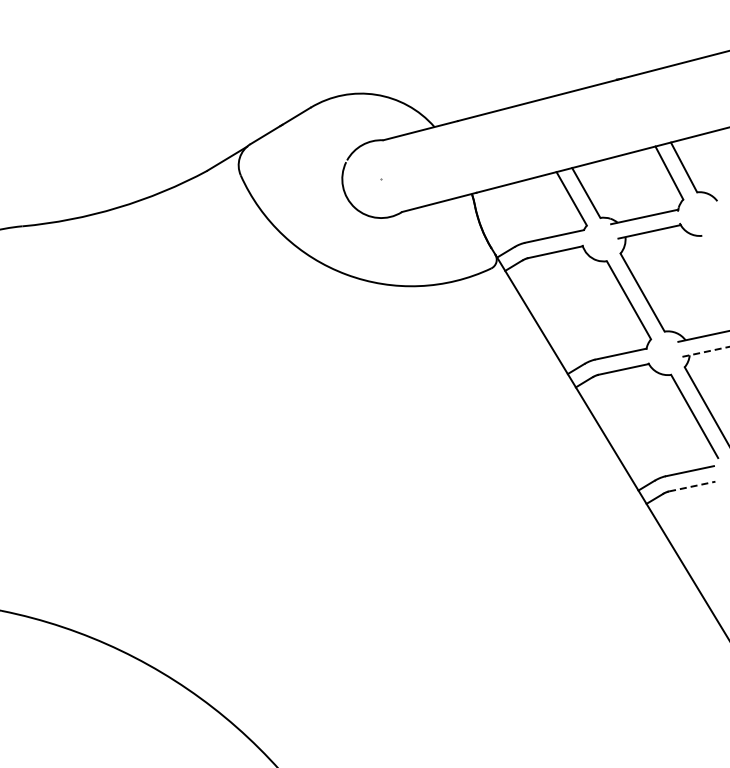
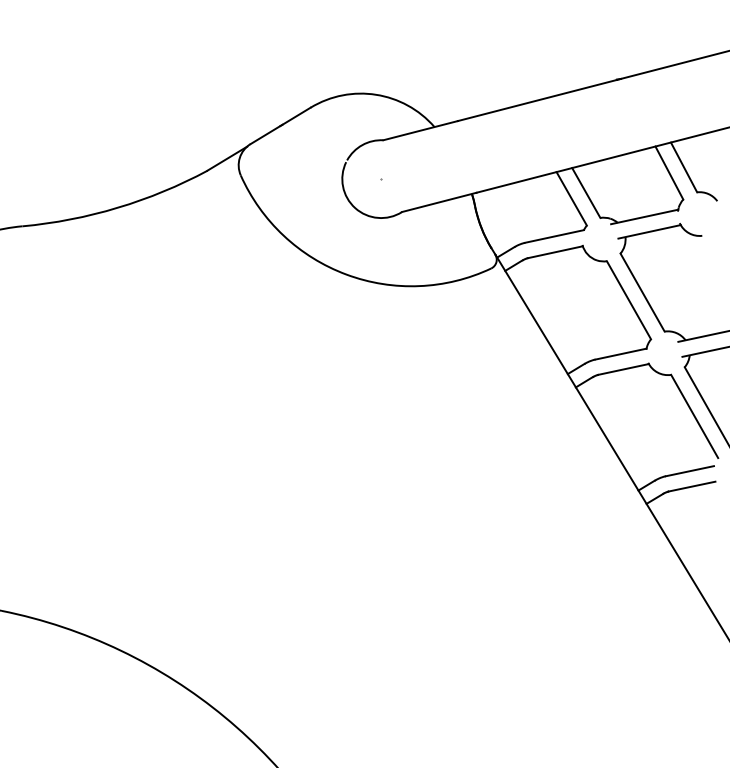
line: dashed -> solid (705, 351)
line: dashed -> solid (692, 486)
